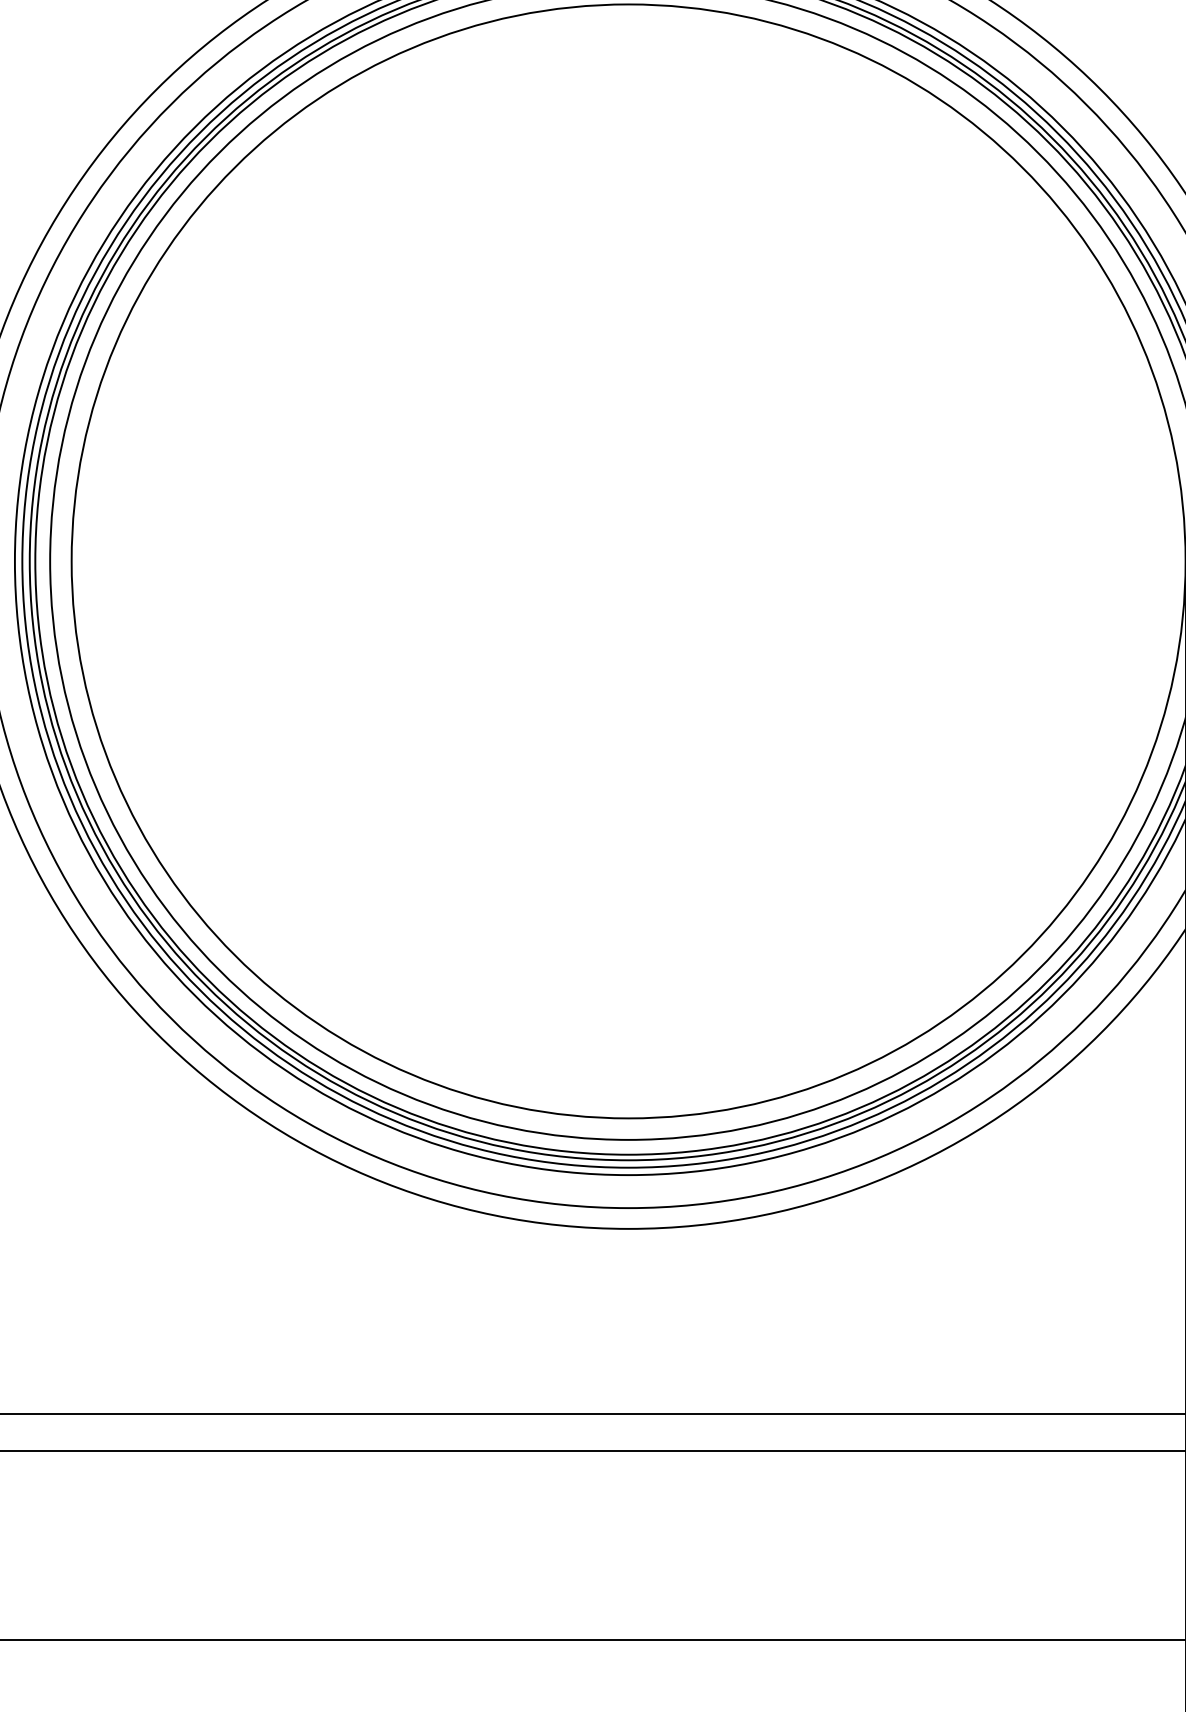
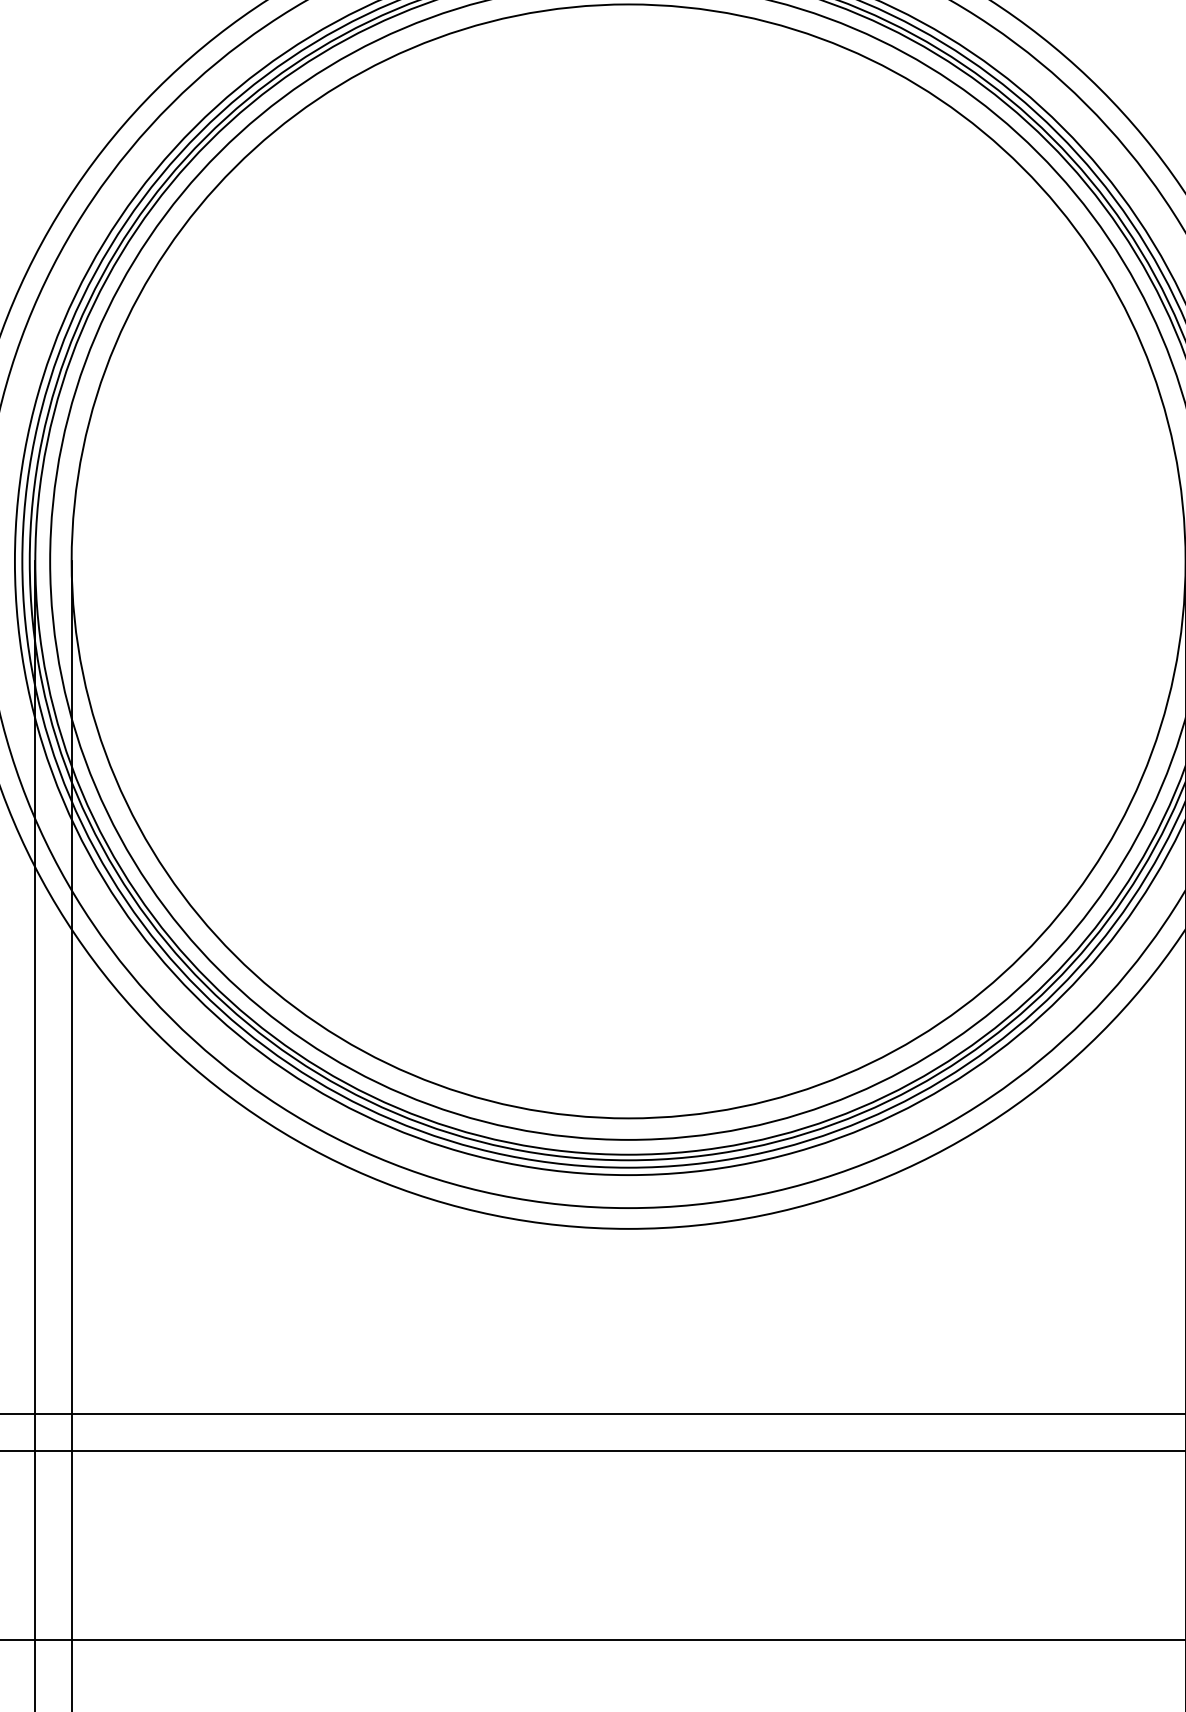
line: none -> present (35, 1134)
line: none -> present (71, 1134)
